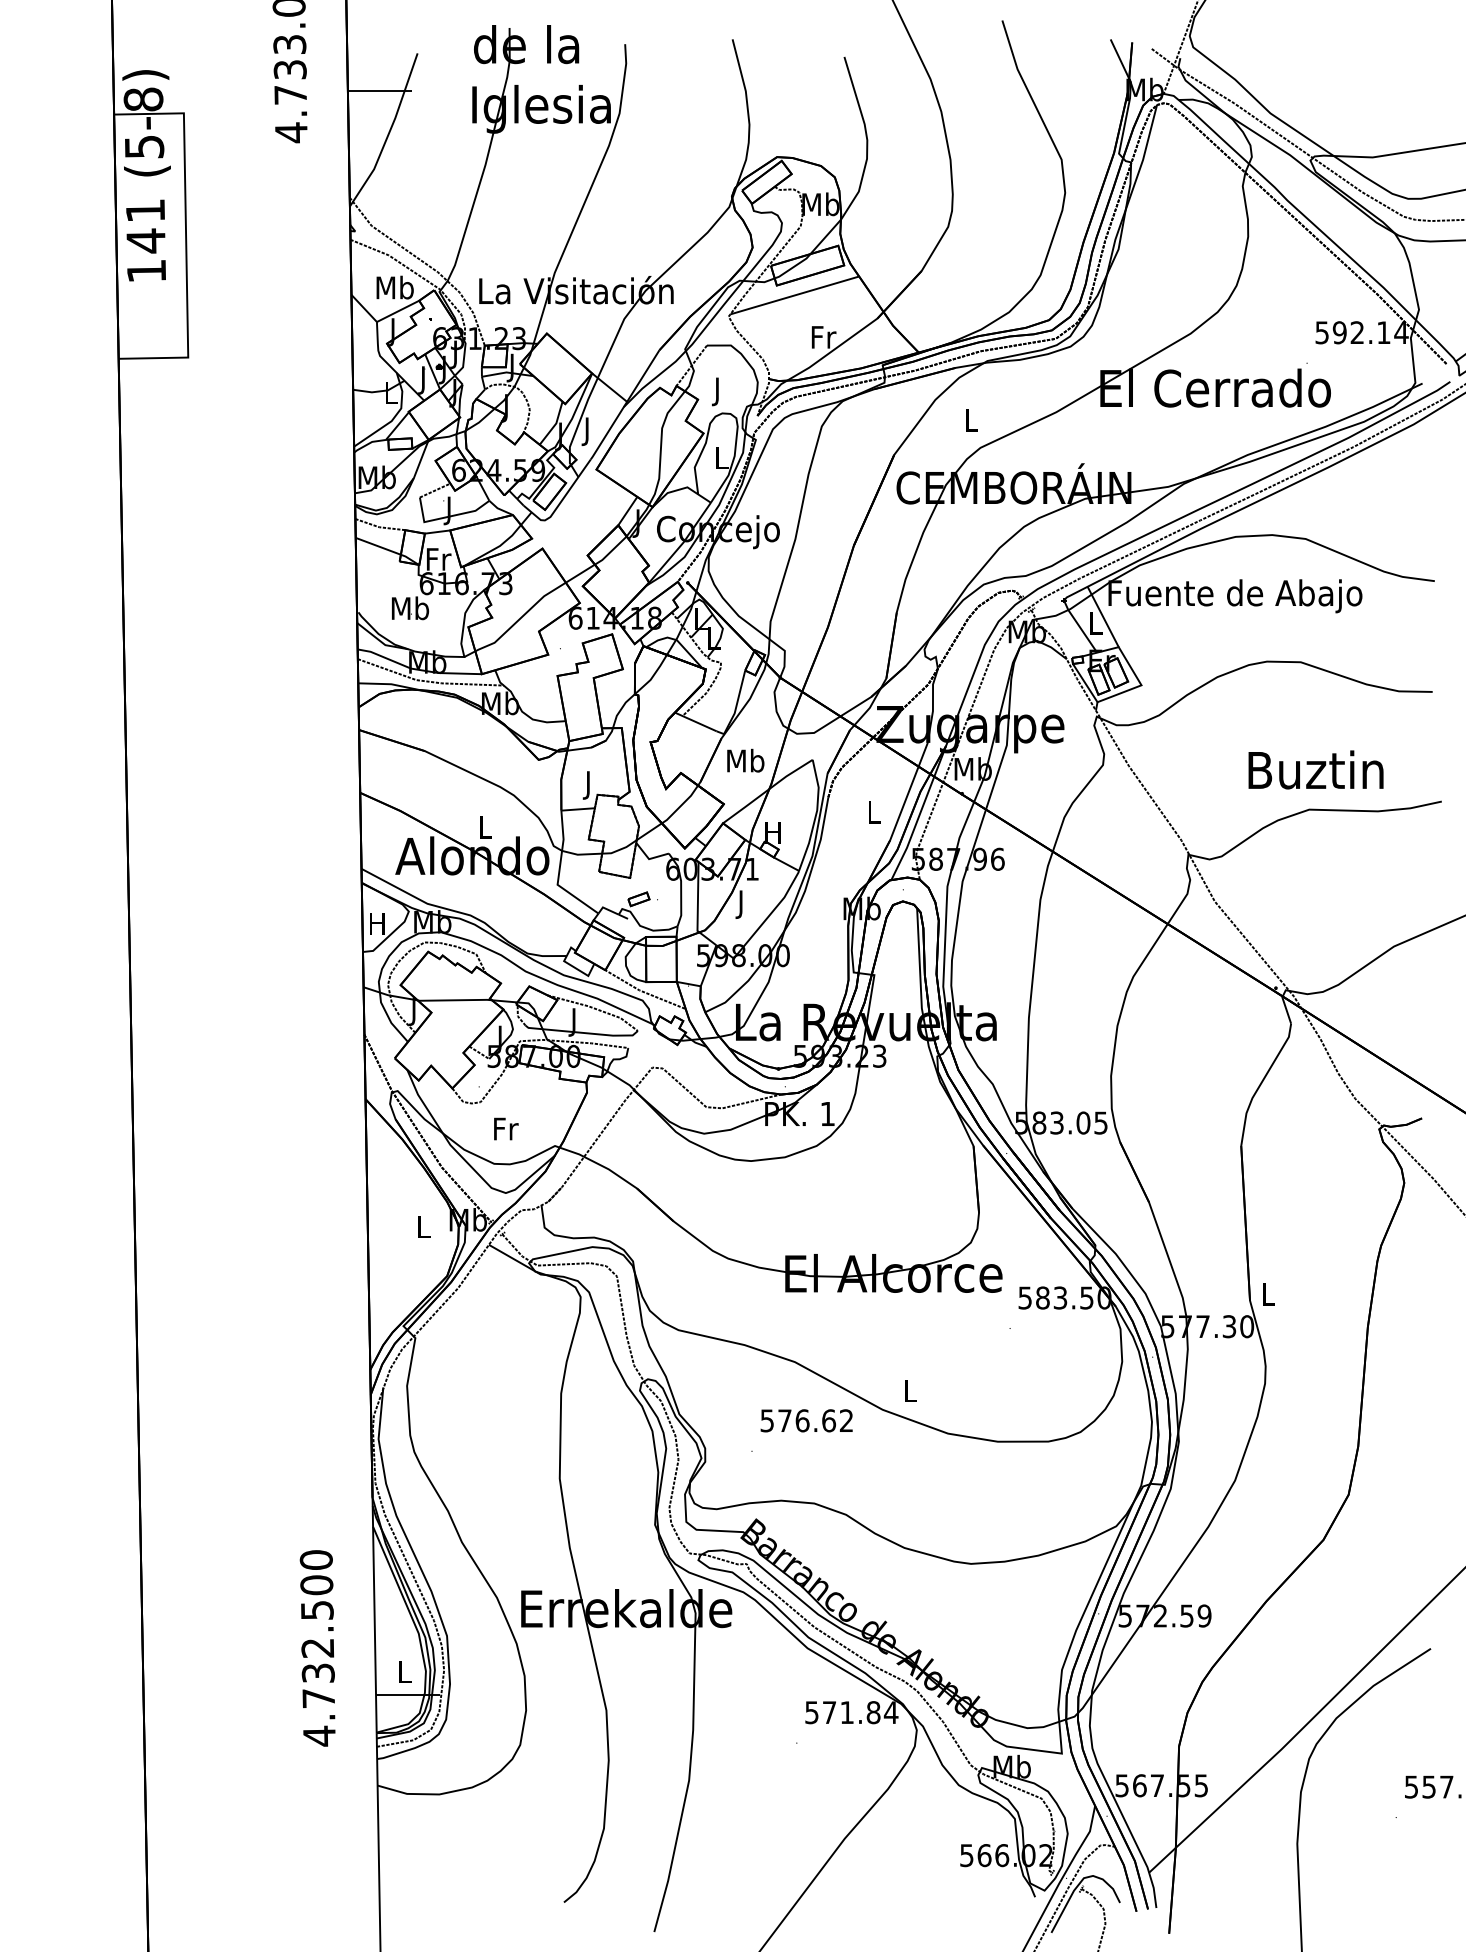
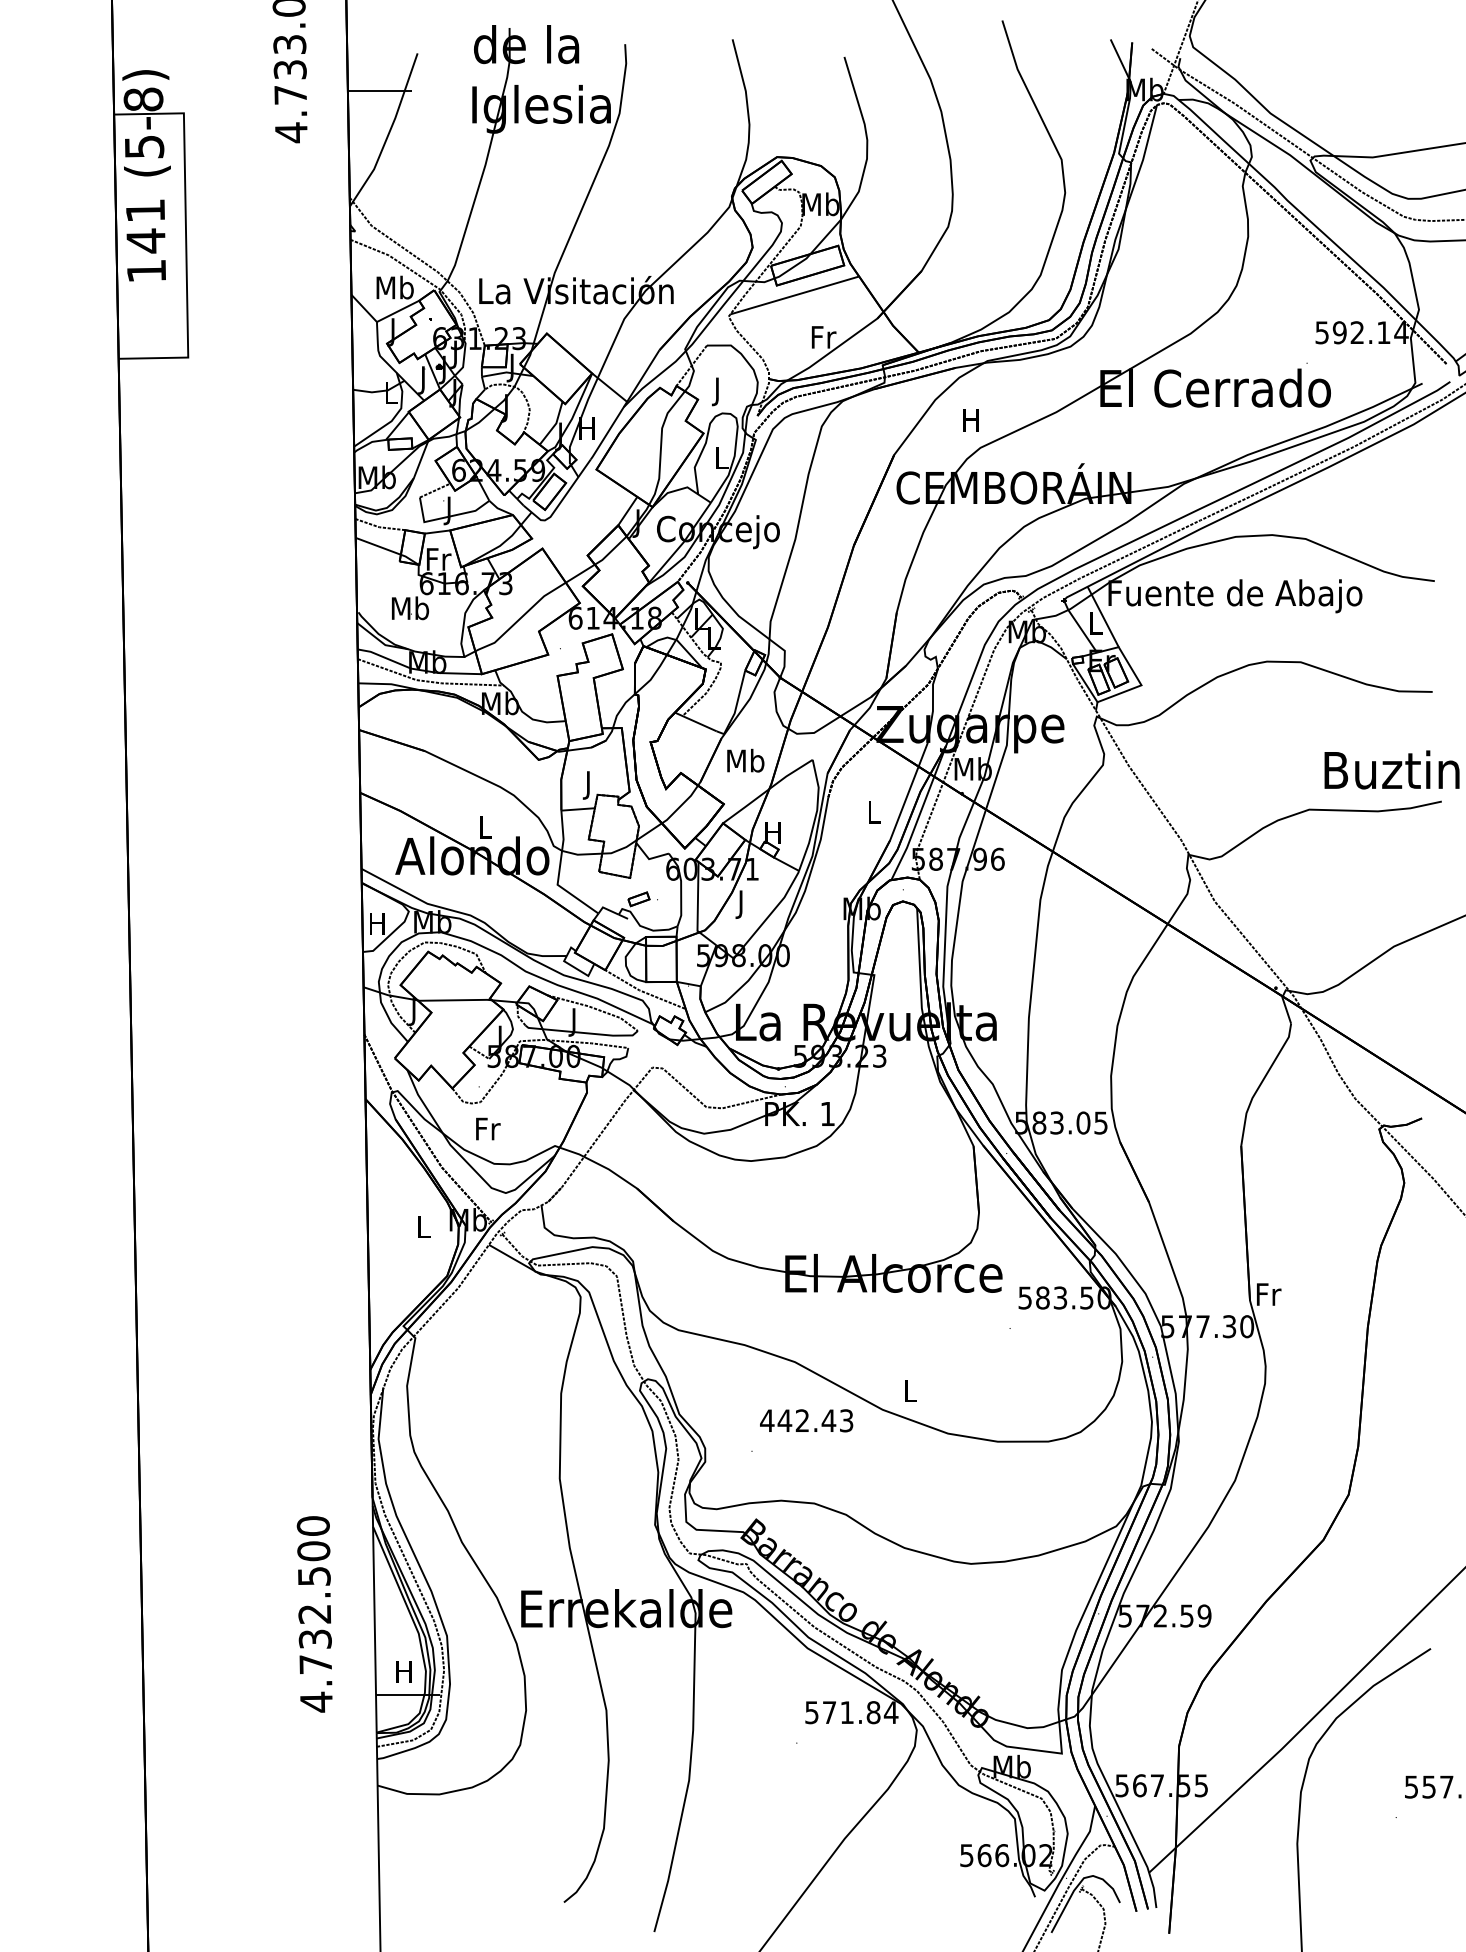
text: L -> H (970, 420)
text: J -> H (586, 431)
text position: (1315, 769) -> (1391, 769) (1391, 769)
text position: (506, 1128) -> (488, 1128) (488, 1128)
text: L -> Fr (1269, 1294)
text: 576.62 -> 442.43 (806, 1420)
text position: (317, 1648) -> (314, 1614) (314, 1614)
text: L -> H (403, 1671)
